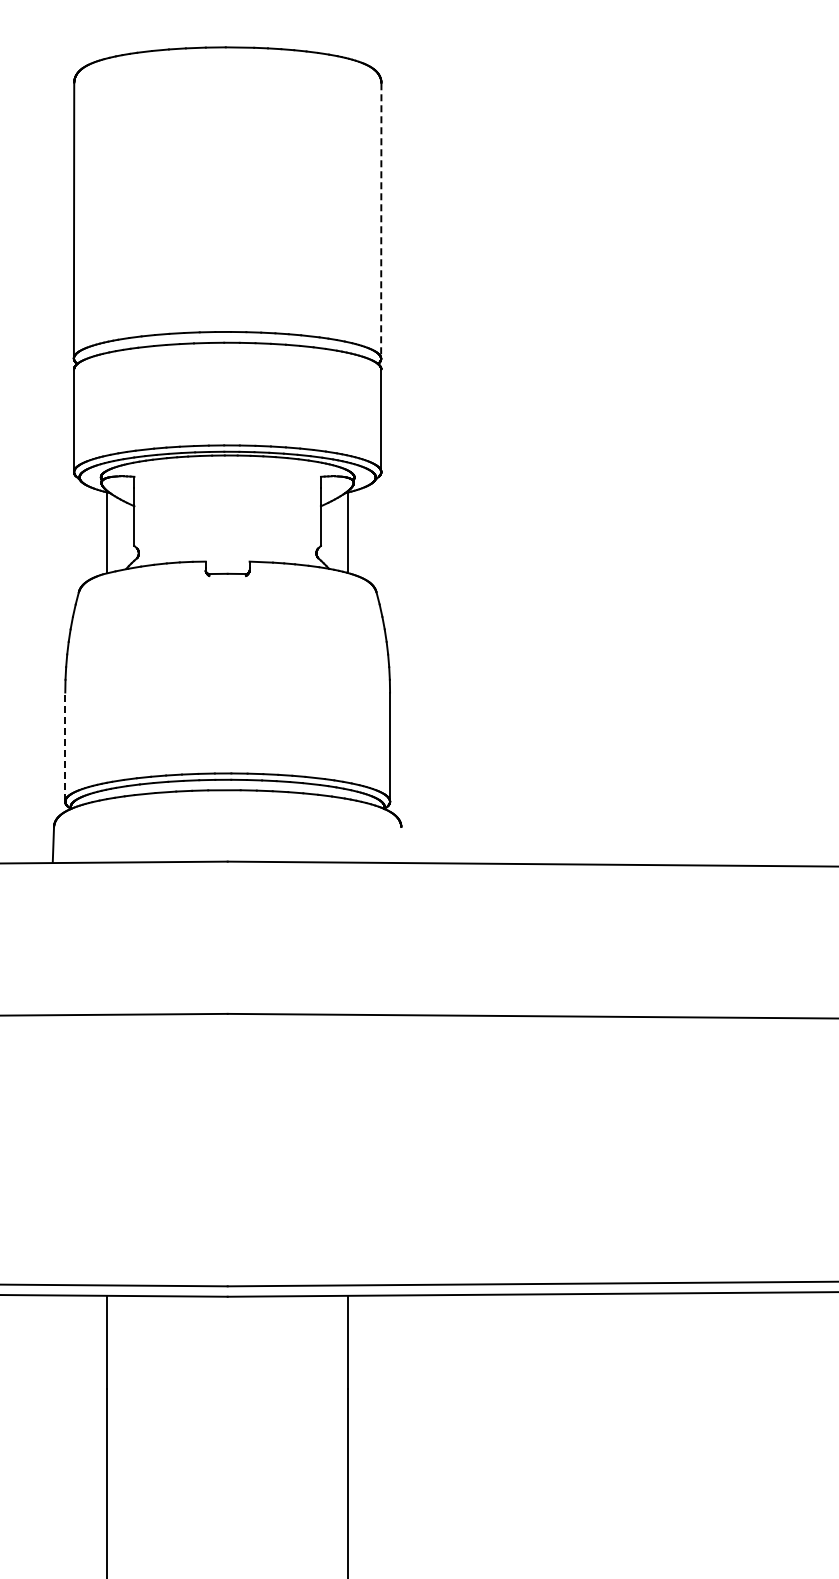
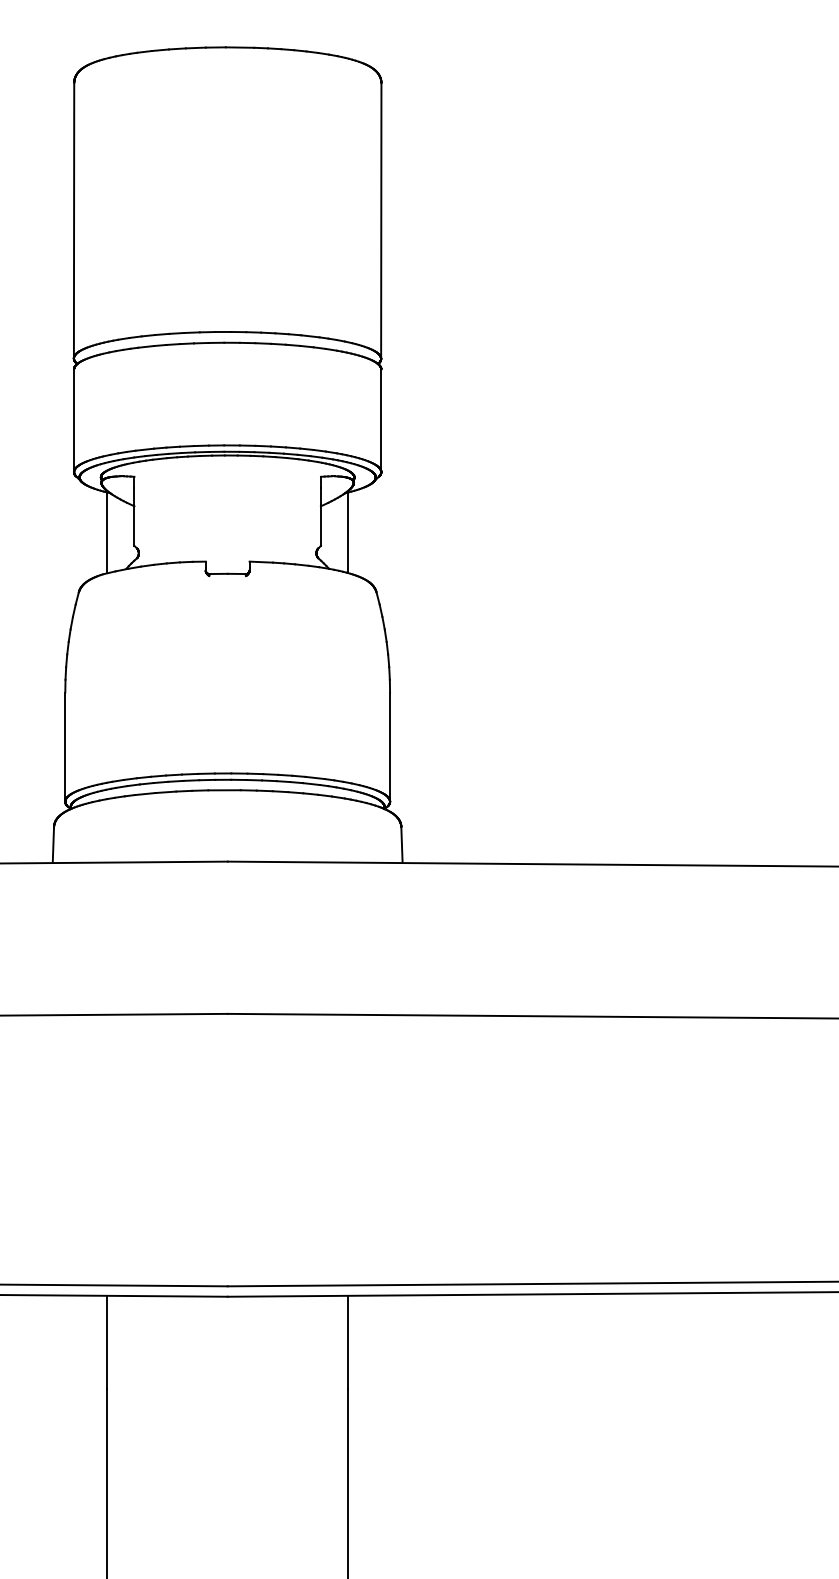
line: dashed -> solid (381, 221)
line: dashed -> solid (65, 746)
line: none -> present (401, 844)
